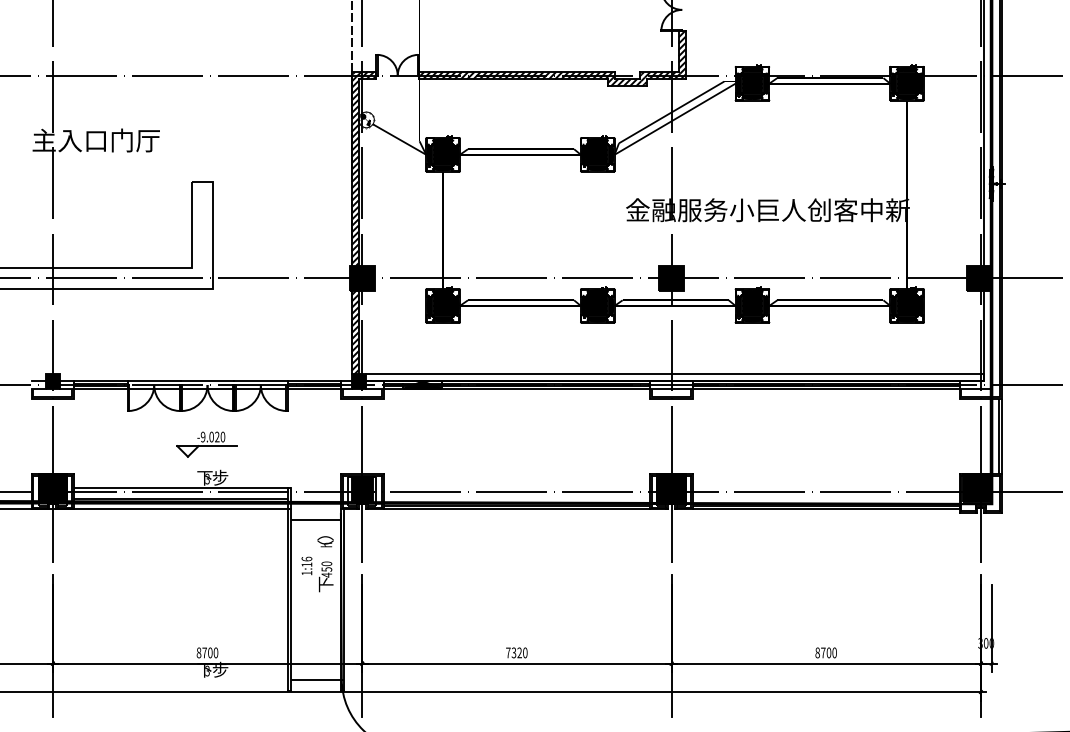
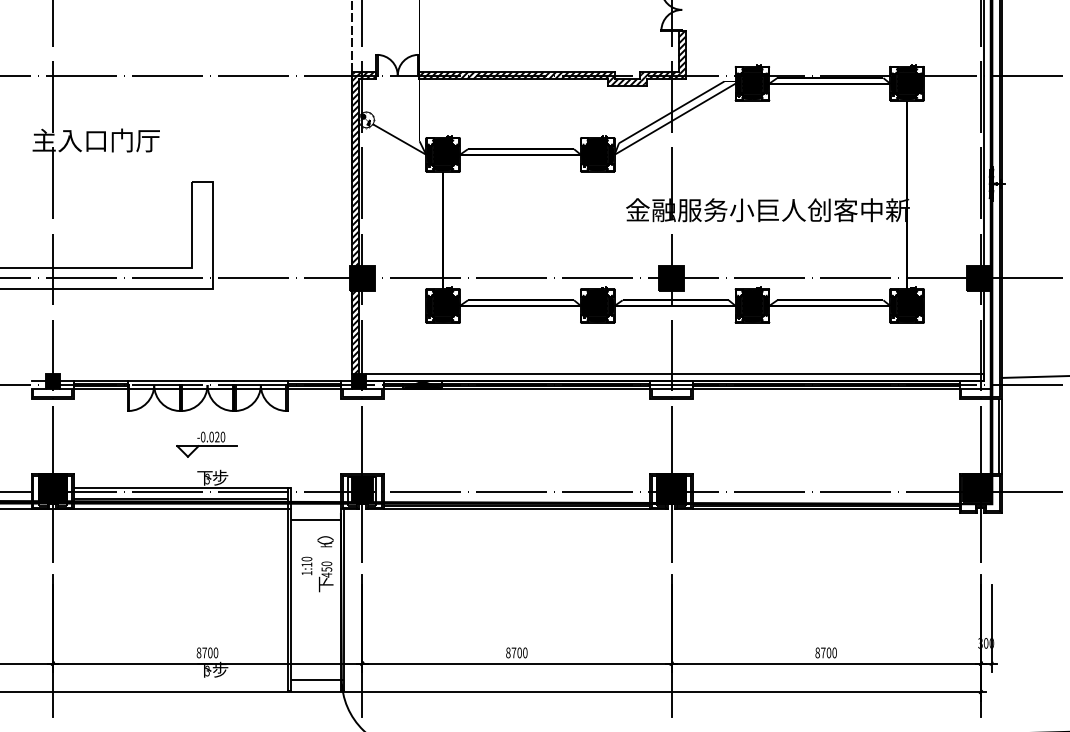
line: none -> present (1034, 376)
text: -9.020 -> -0.020 (202, 437)
text: 1:16 -> 1:10 (306, 558)
text: 7320 -> 8700 (513, 652)
